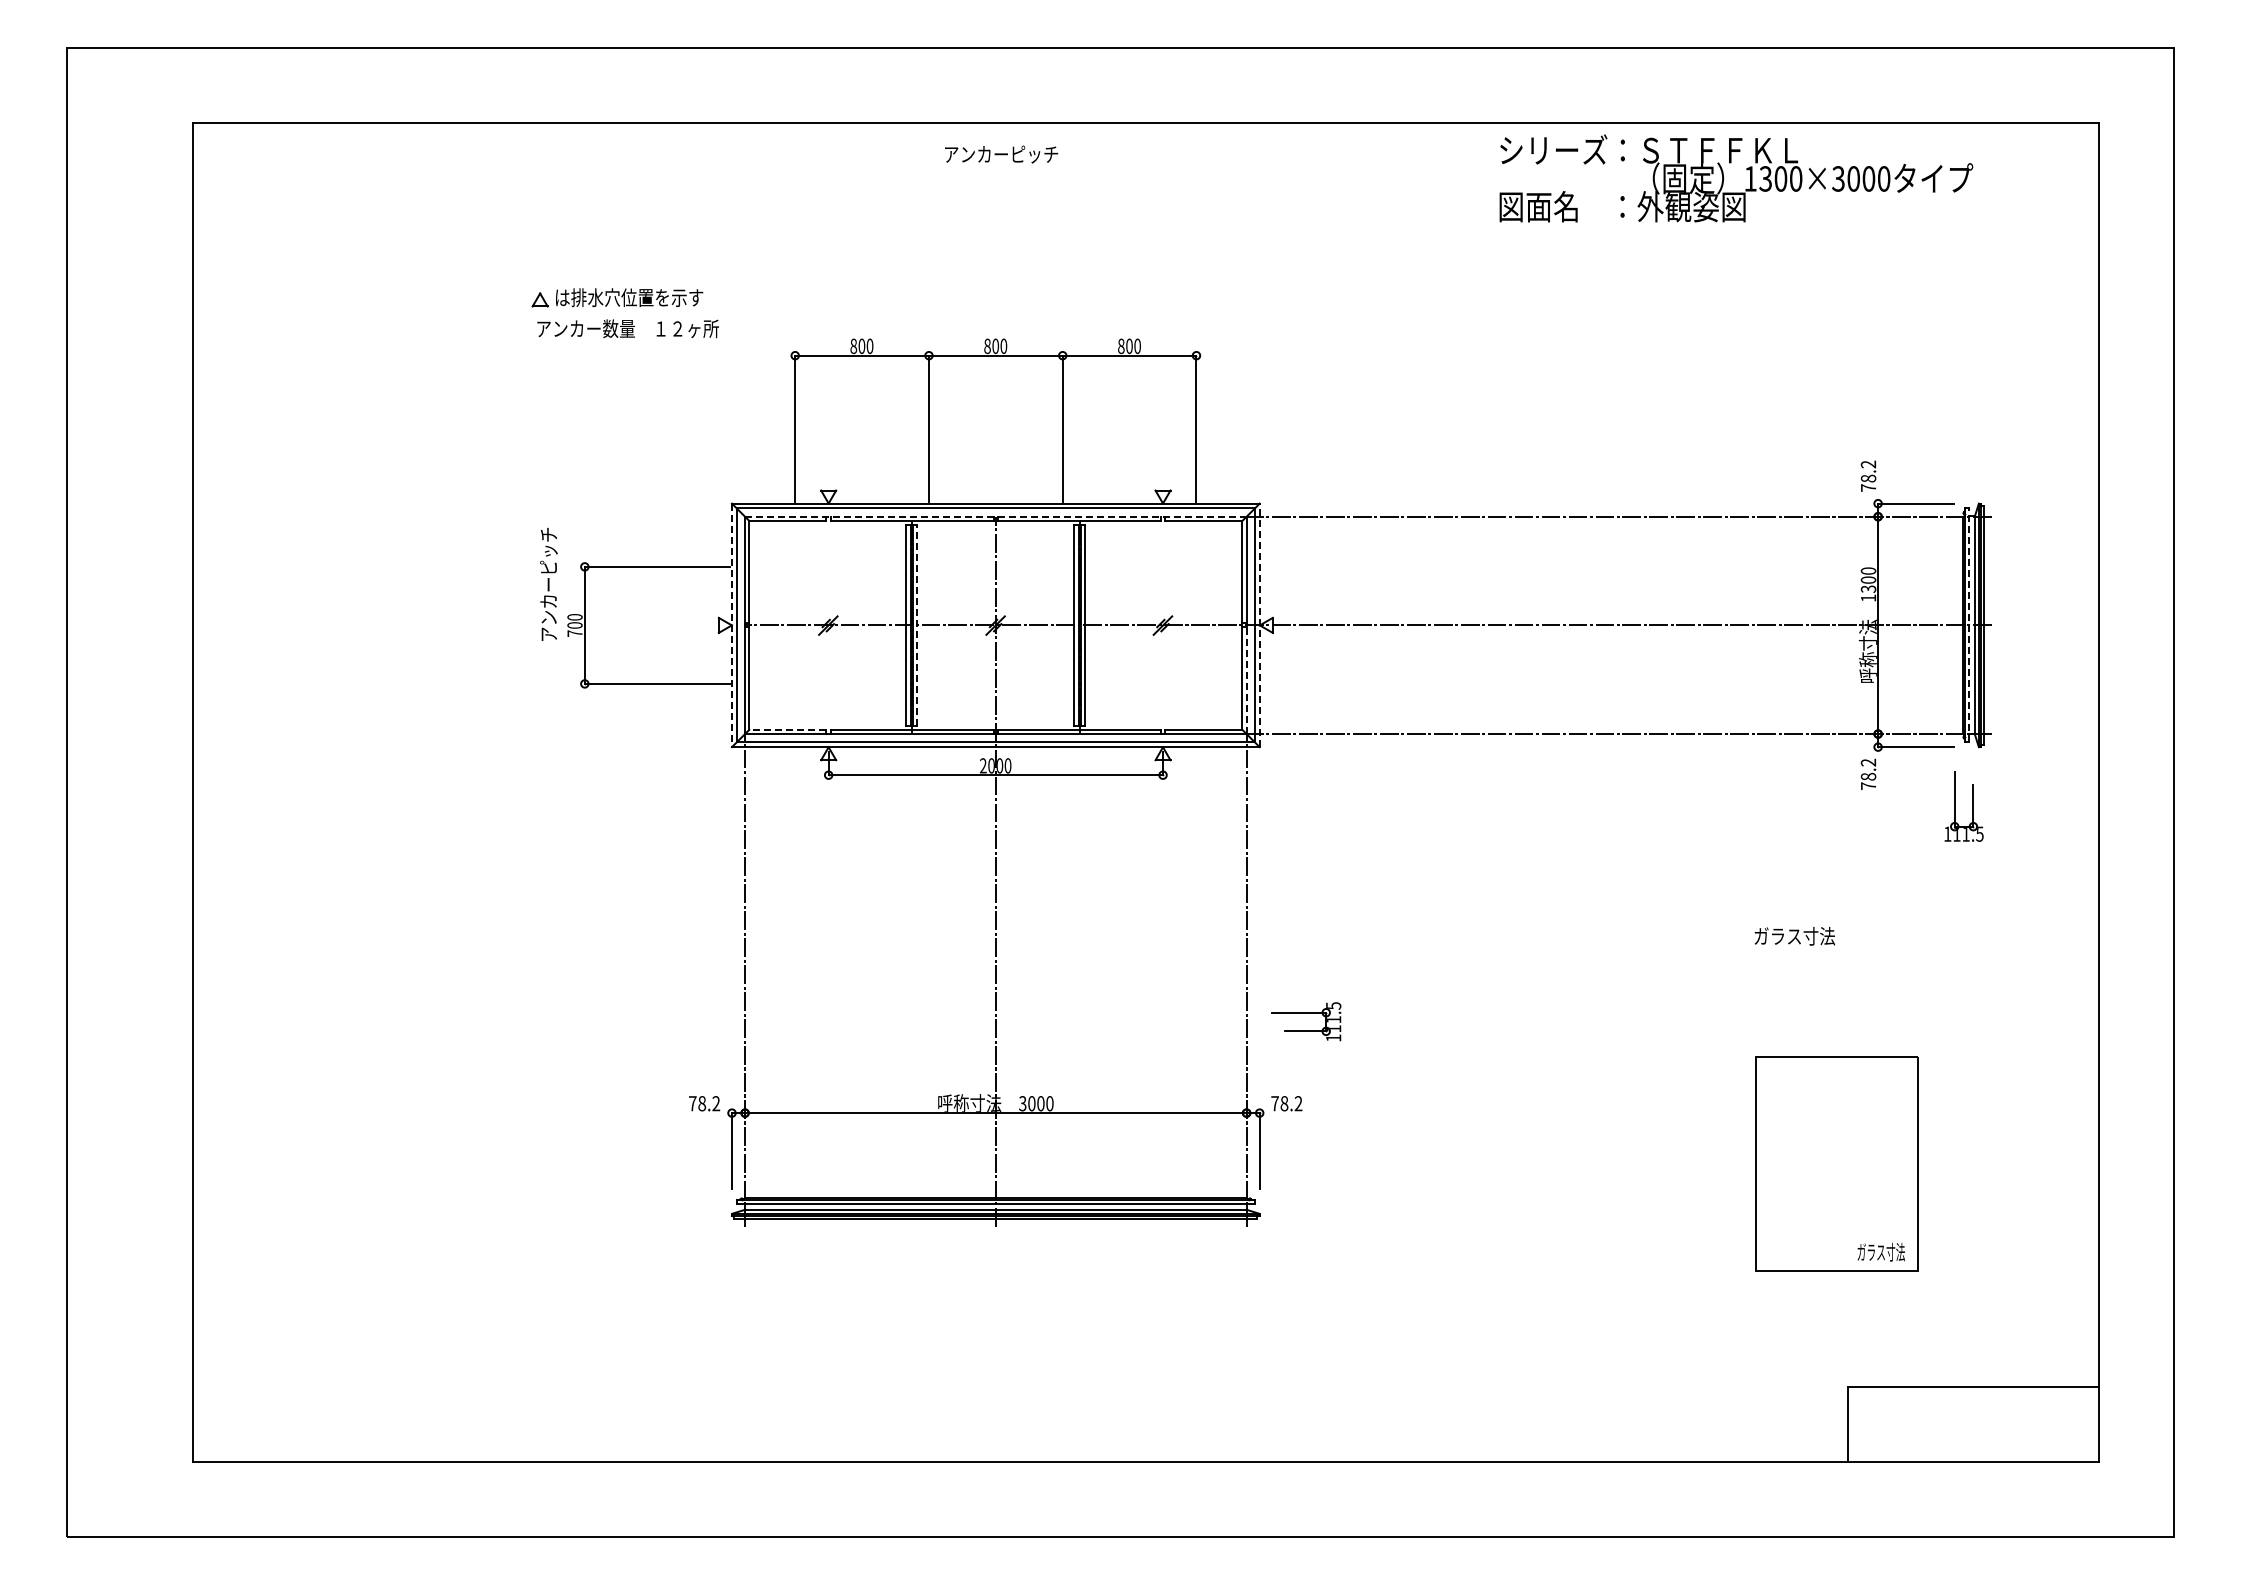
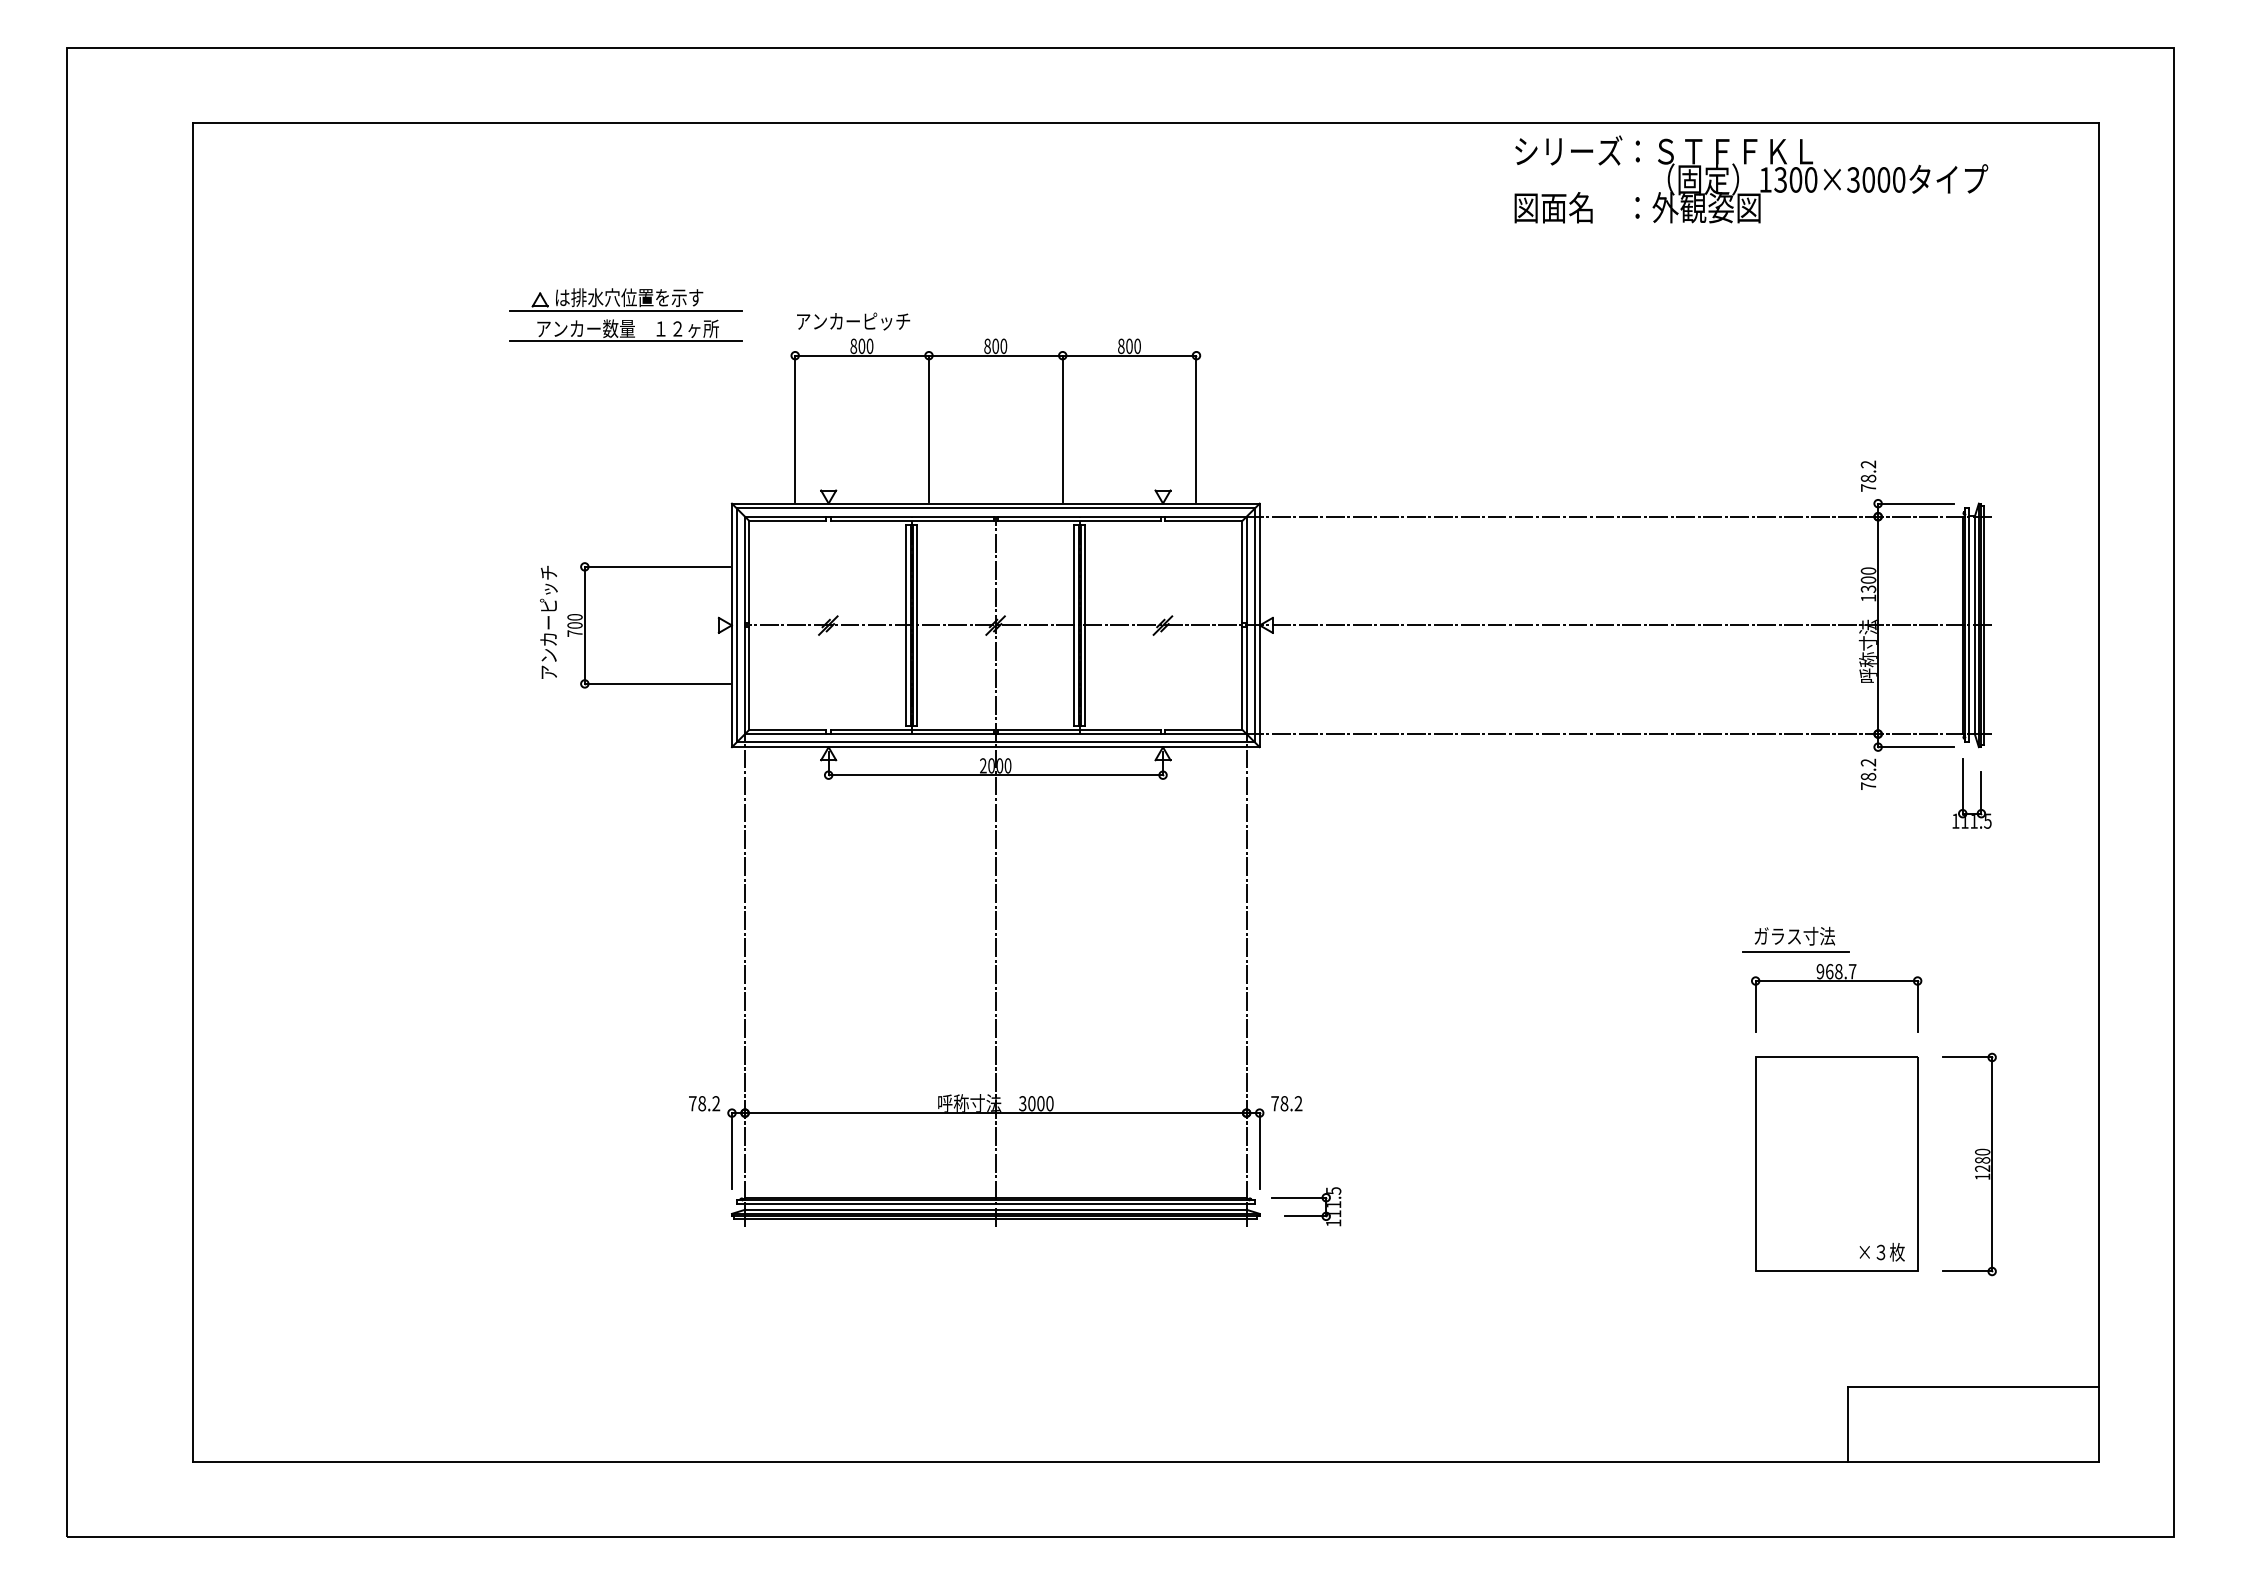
text position: (1001, 154) -> (853, 321) (853, 321)
text position: (1736, 178) -> (1751, 179) (1751, 179)
line: none -> present (625, 311)
line: none -> present (625, 341)
line: dashed -> solid (995, 516)
text position: (548, 583) -> (548, 621) (548, 621)
line: dashed -> solid (917, 624)
line: dashed -> solid (1969, 624)
line: dashed -> solid (731, 625)
line: dashed -> solid (1259, 625)
line: dashed -> solid (1246, 679)
line: dashed -> solid (787, 729)
part position: (1955, 806) -> (1963, 793) (1963, 793)
line: none -> present (1795, 951)
part: none -> present (1836, 981)
part position: (1306, 1013) -> (1306, 1198) (1306, 1198)
part: none -> present (1975, 1161)
text: ガラス寸法 -> ×３枚 (1881, 1251)
